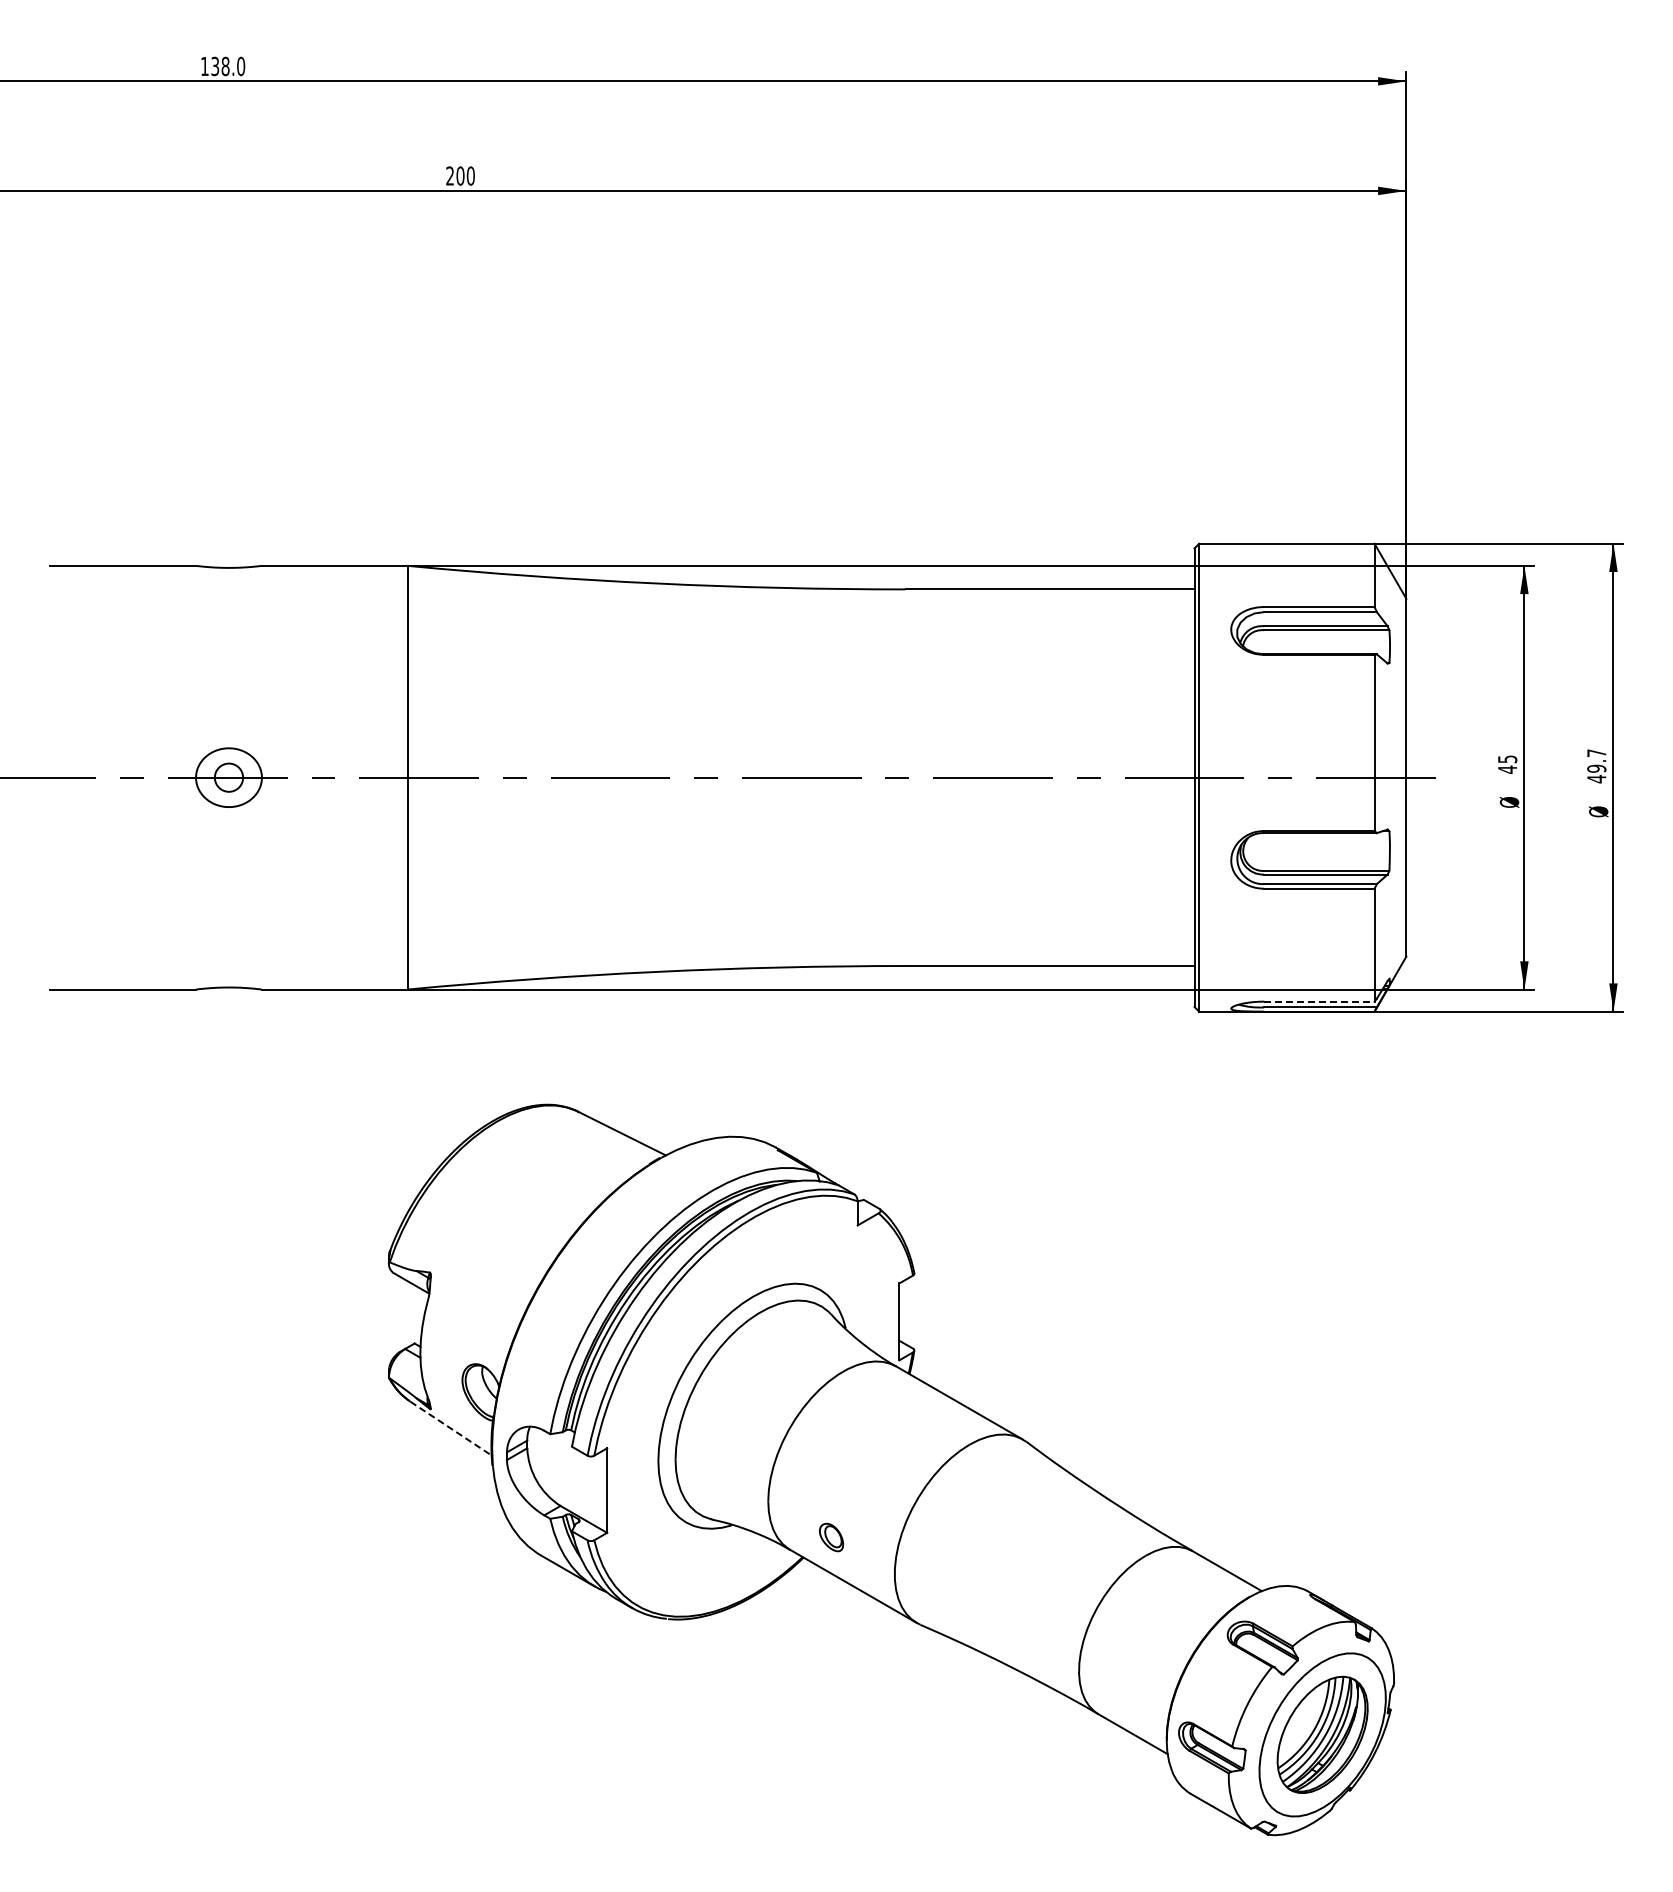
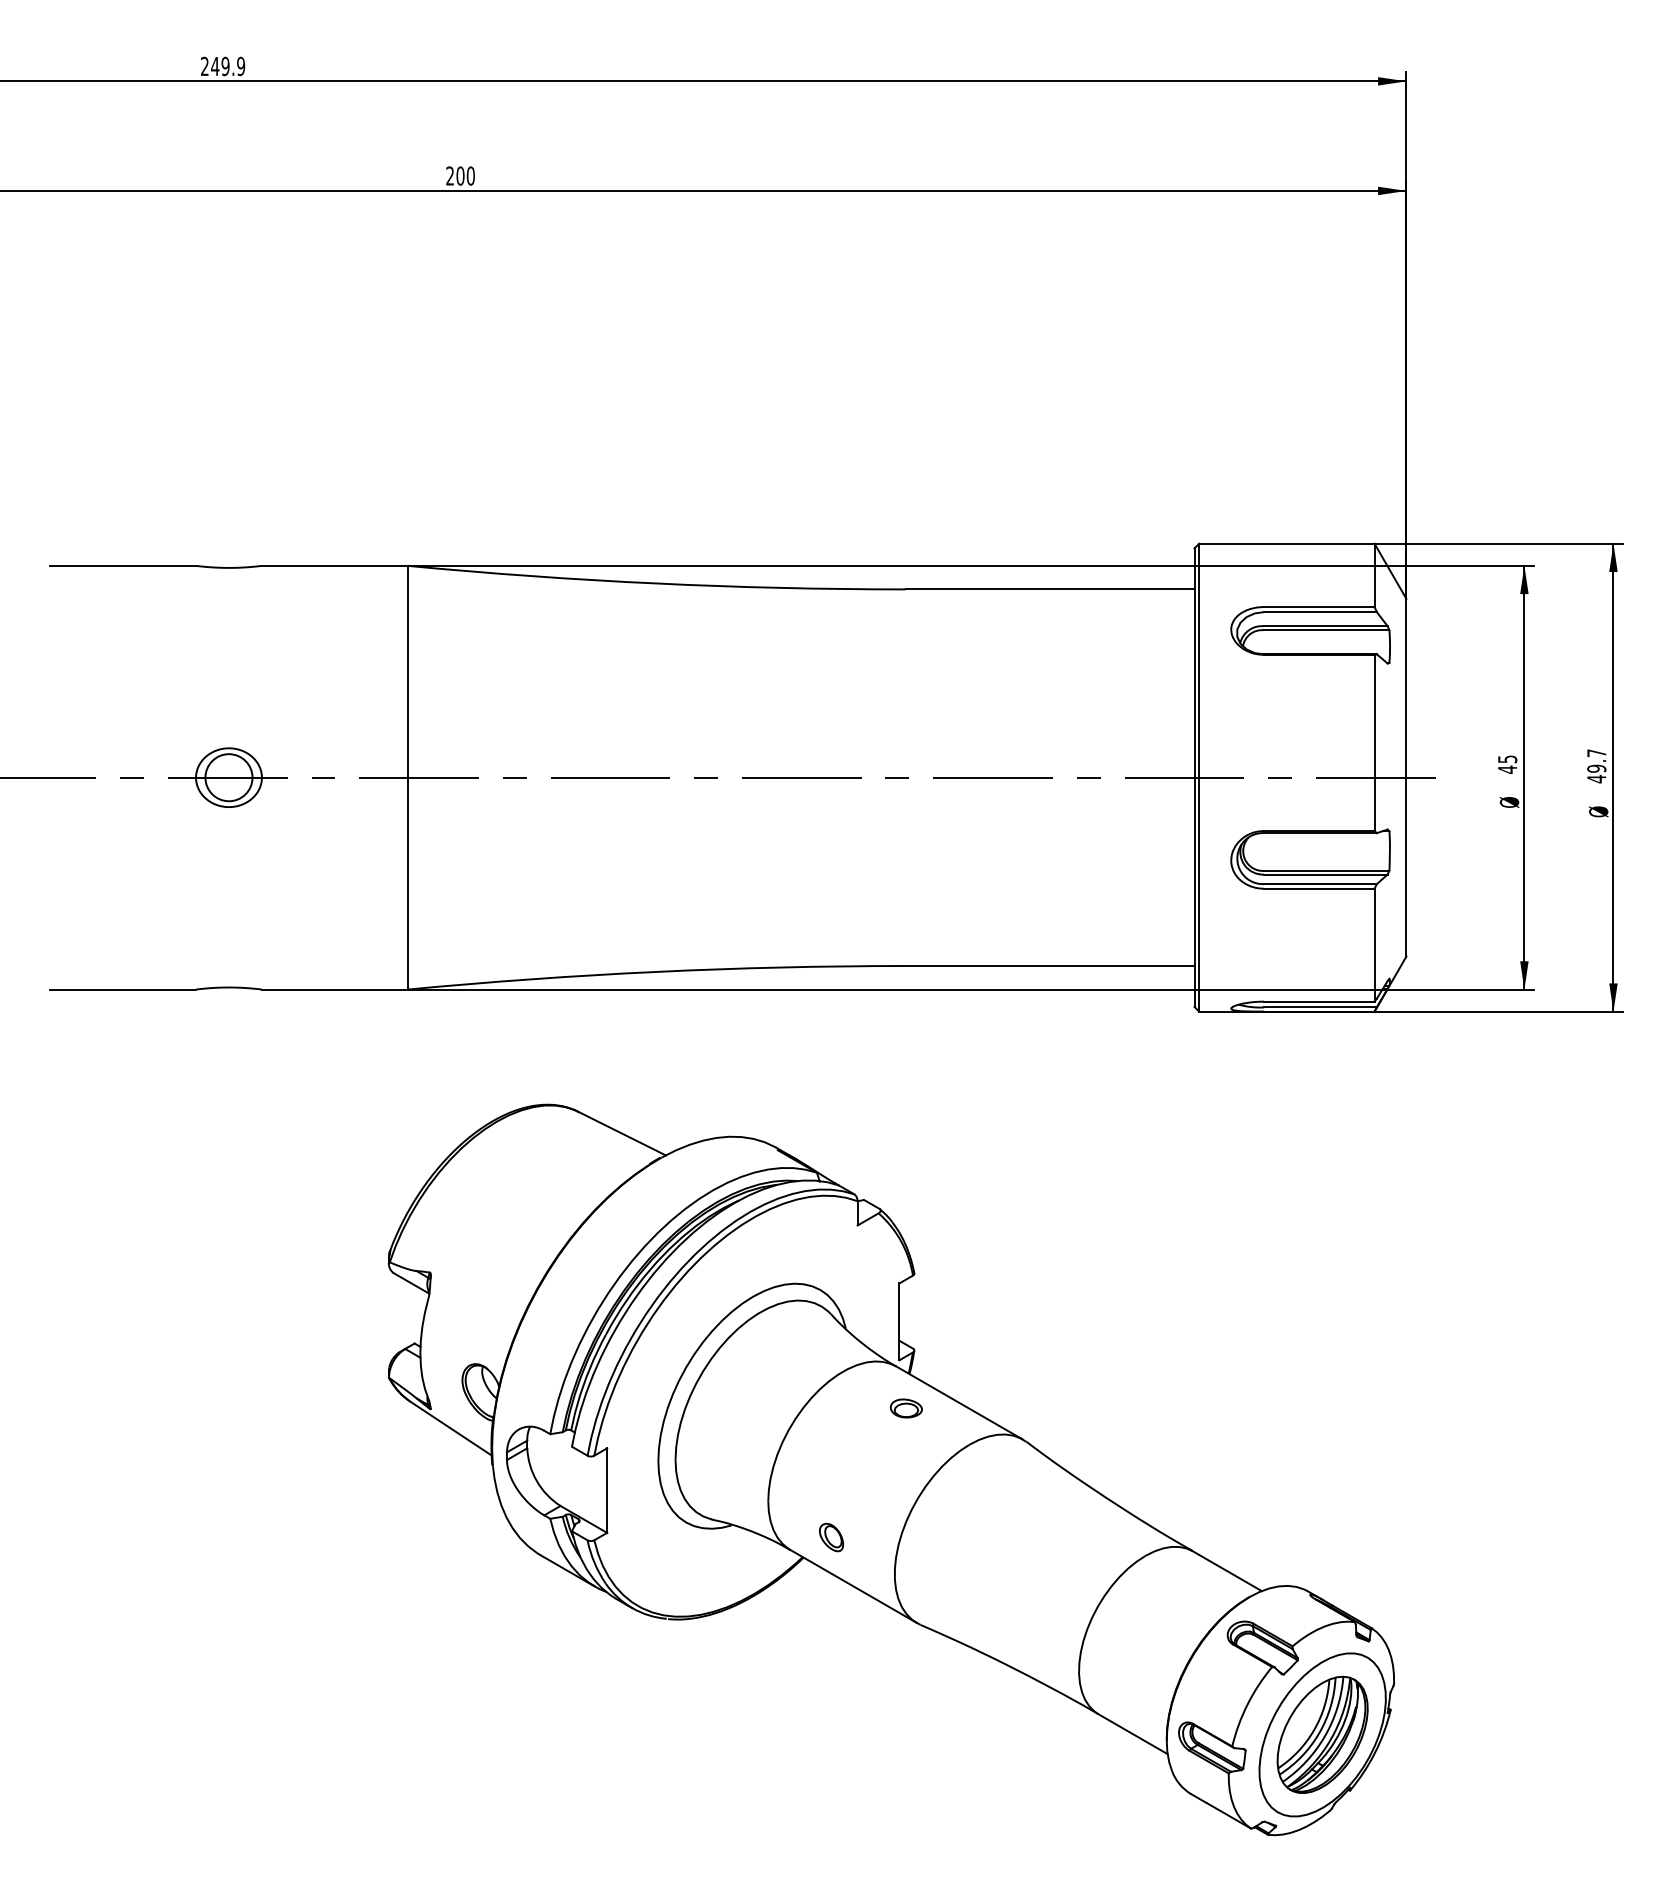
text: 138.0 -> 249.9 (222, 66)
circle diameter: 28 px -> 47 px (228, 777)
line: dashed -> solid (1319, 1001)
part: none -> present (905, 1408)
line: dashed -> solid (451, 1428)
